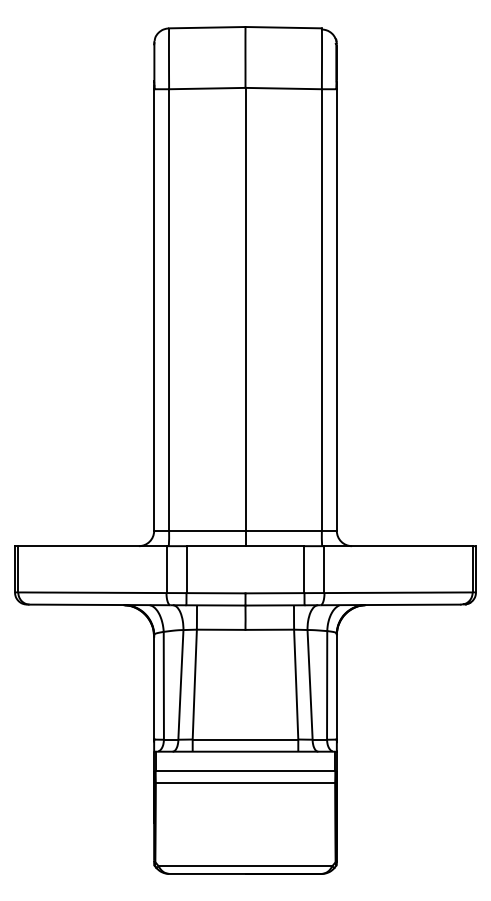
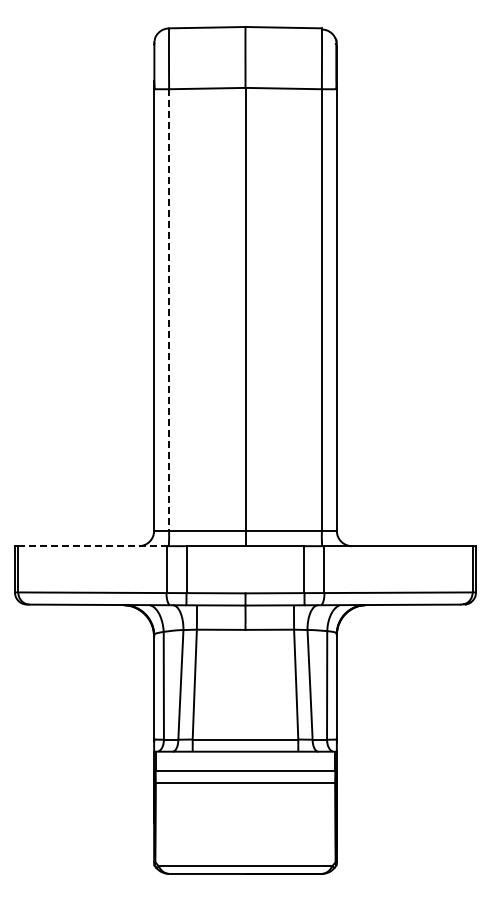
line: solid -> dashed (169, 310)
line: solid -> dashed (92, 546)
